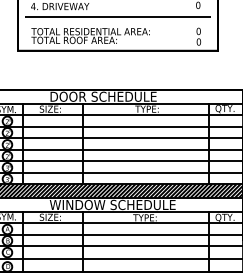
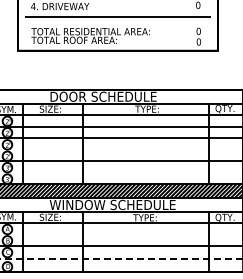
line: present -> none (120, 149)
line: present -> none (120, 172)
line: present -> none (120, 234)
line: solid -> dashed (120, 259)
